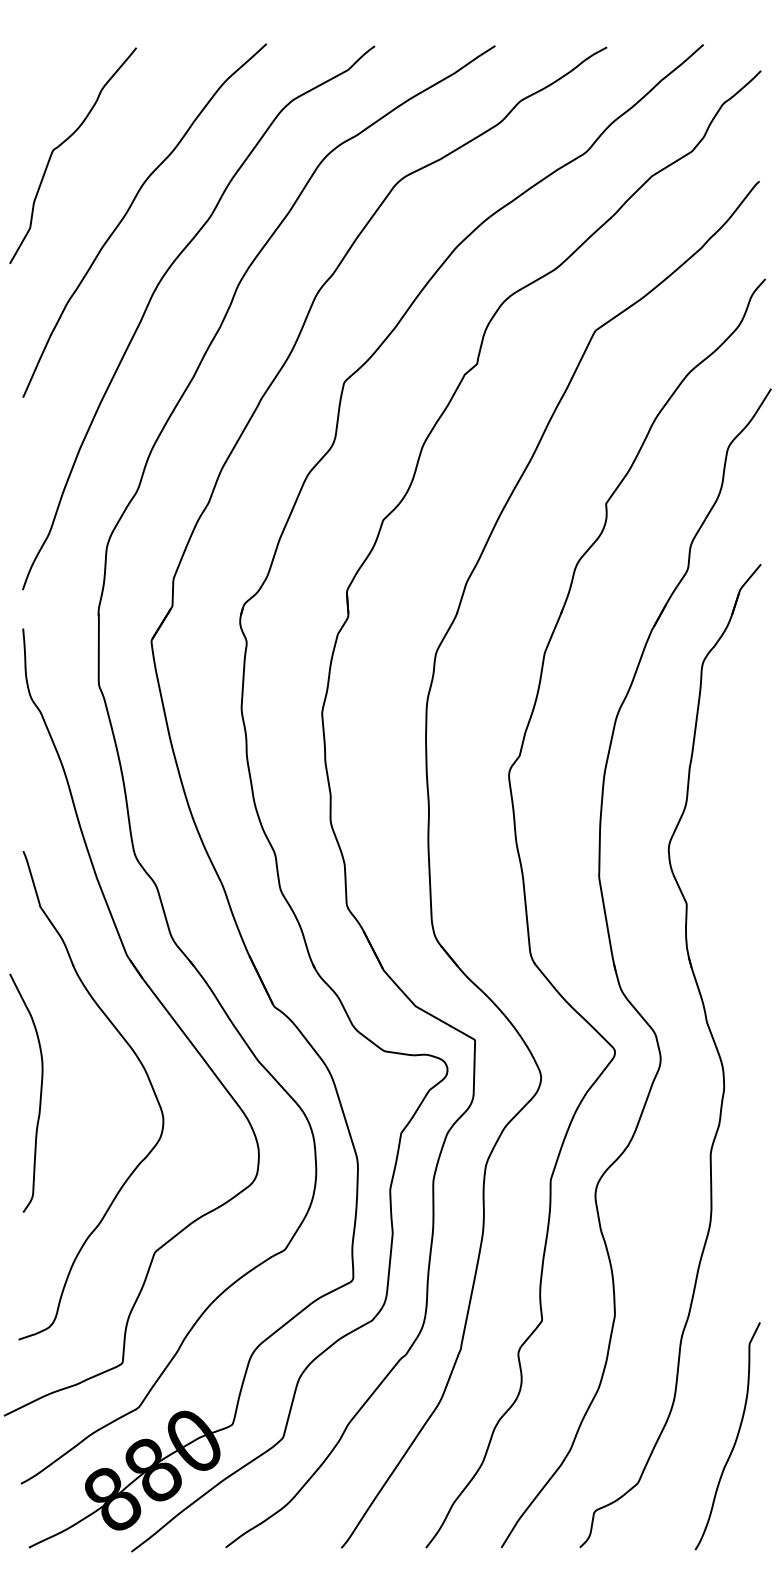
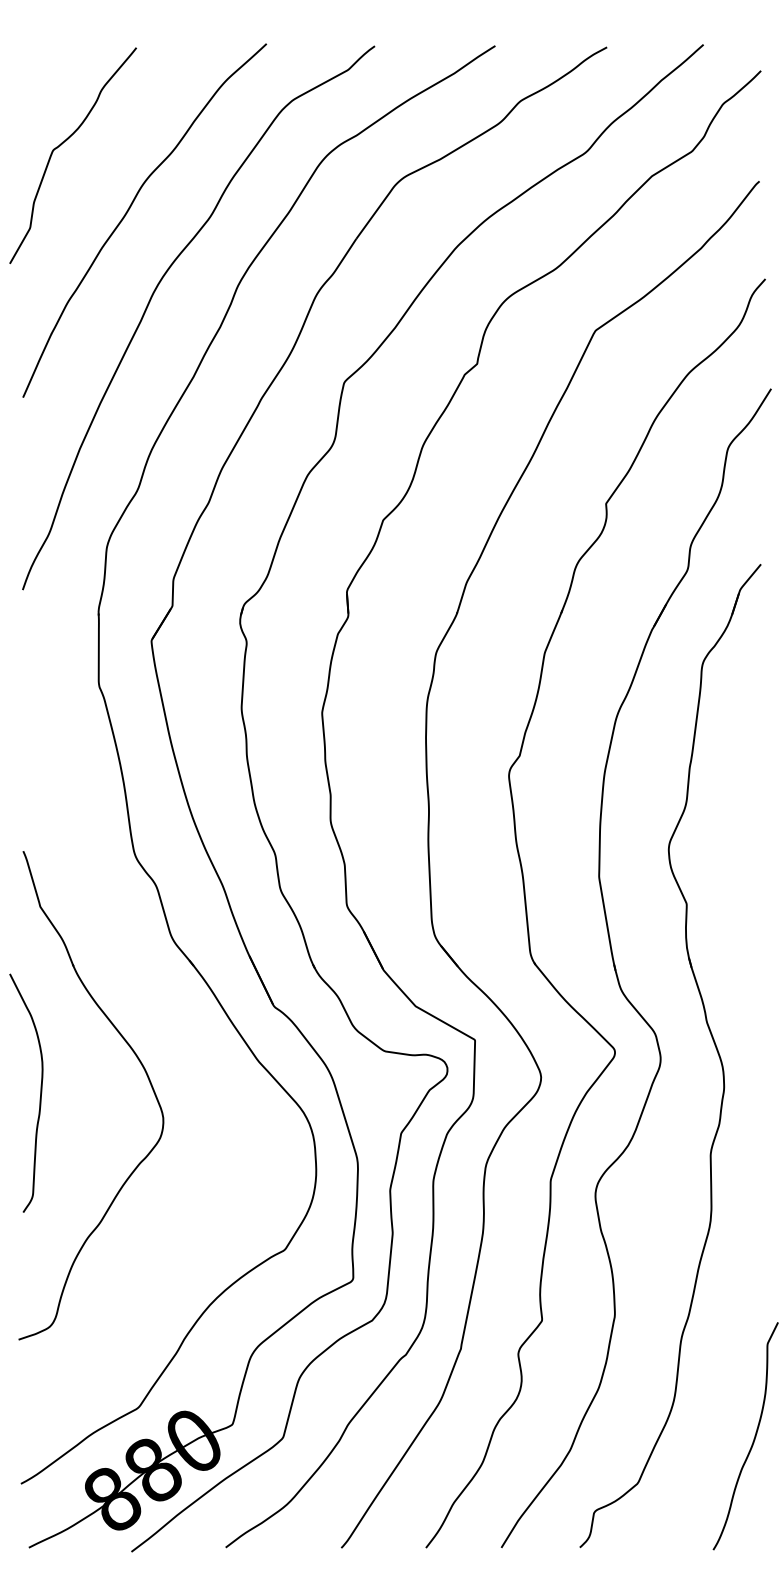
part: present -> none (158, 1001)
curve position: (735, 1438) -> (753, 1438) (753, 1438)
